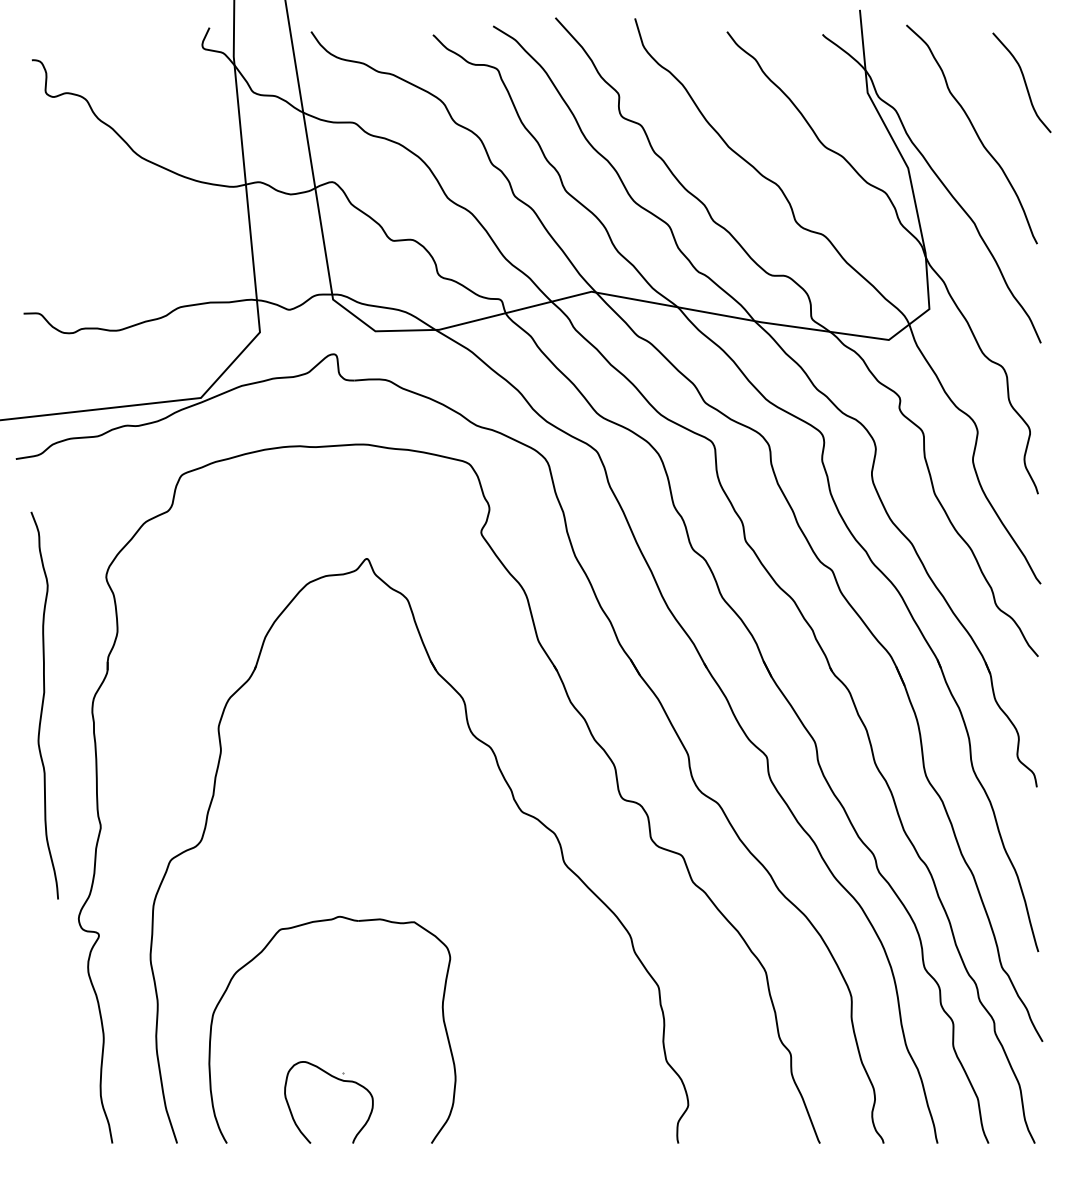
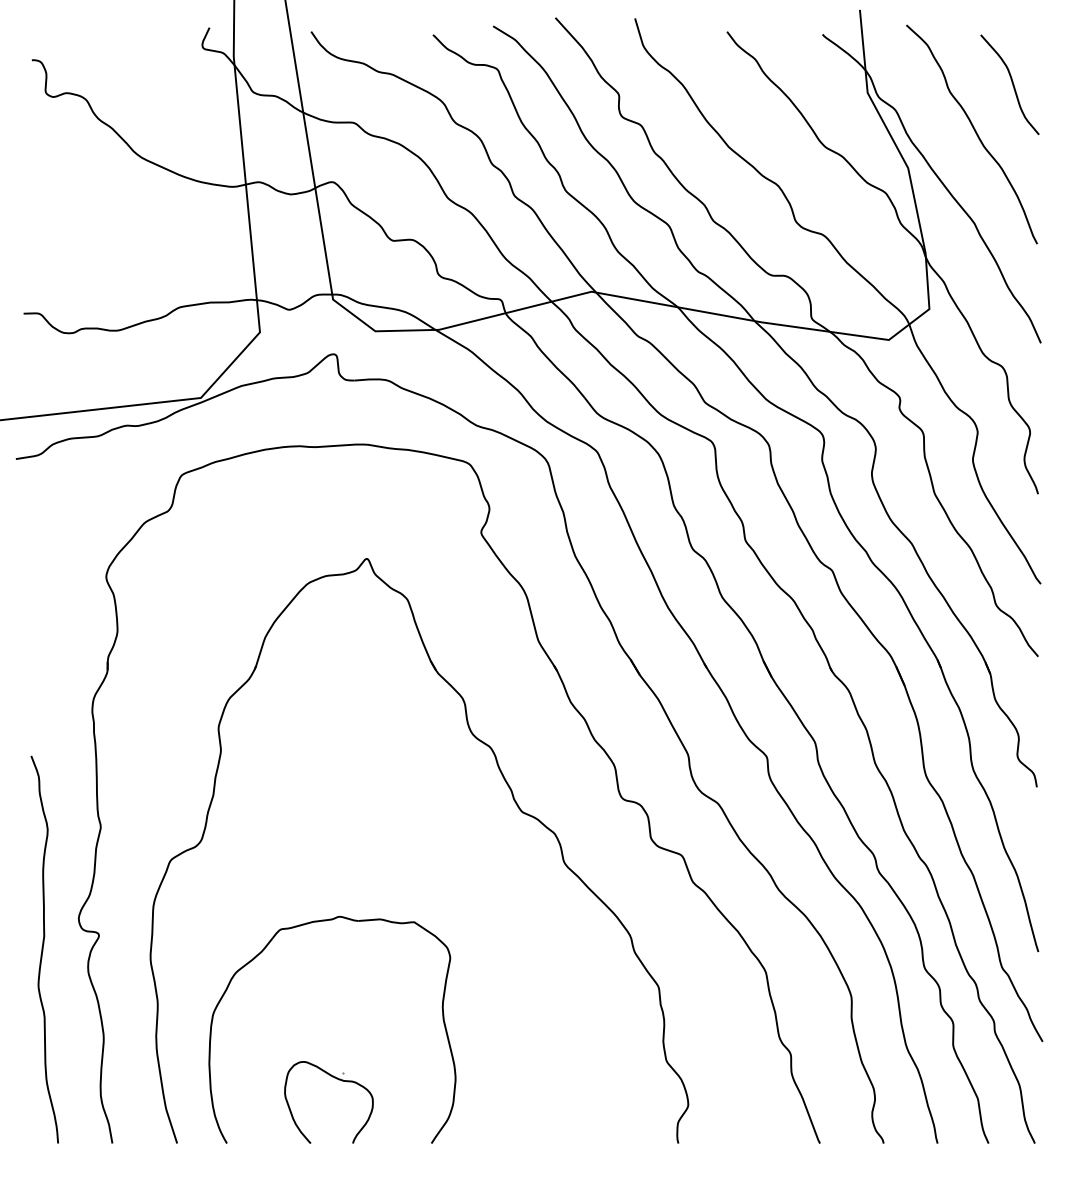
curve position: (1023, 80) -> (1011, 82) (1011, 82)
curve position: (43, 705) -> (43, 949) (43, 949)
